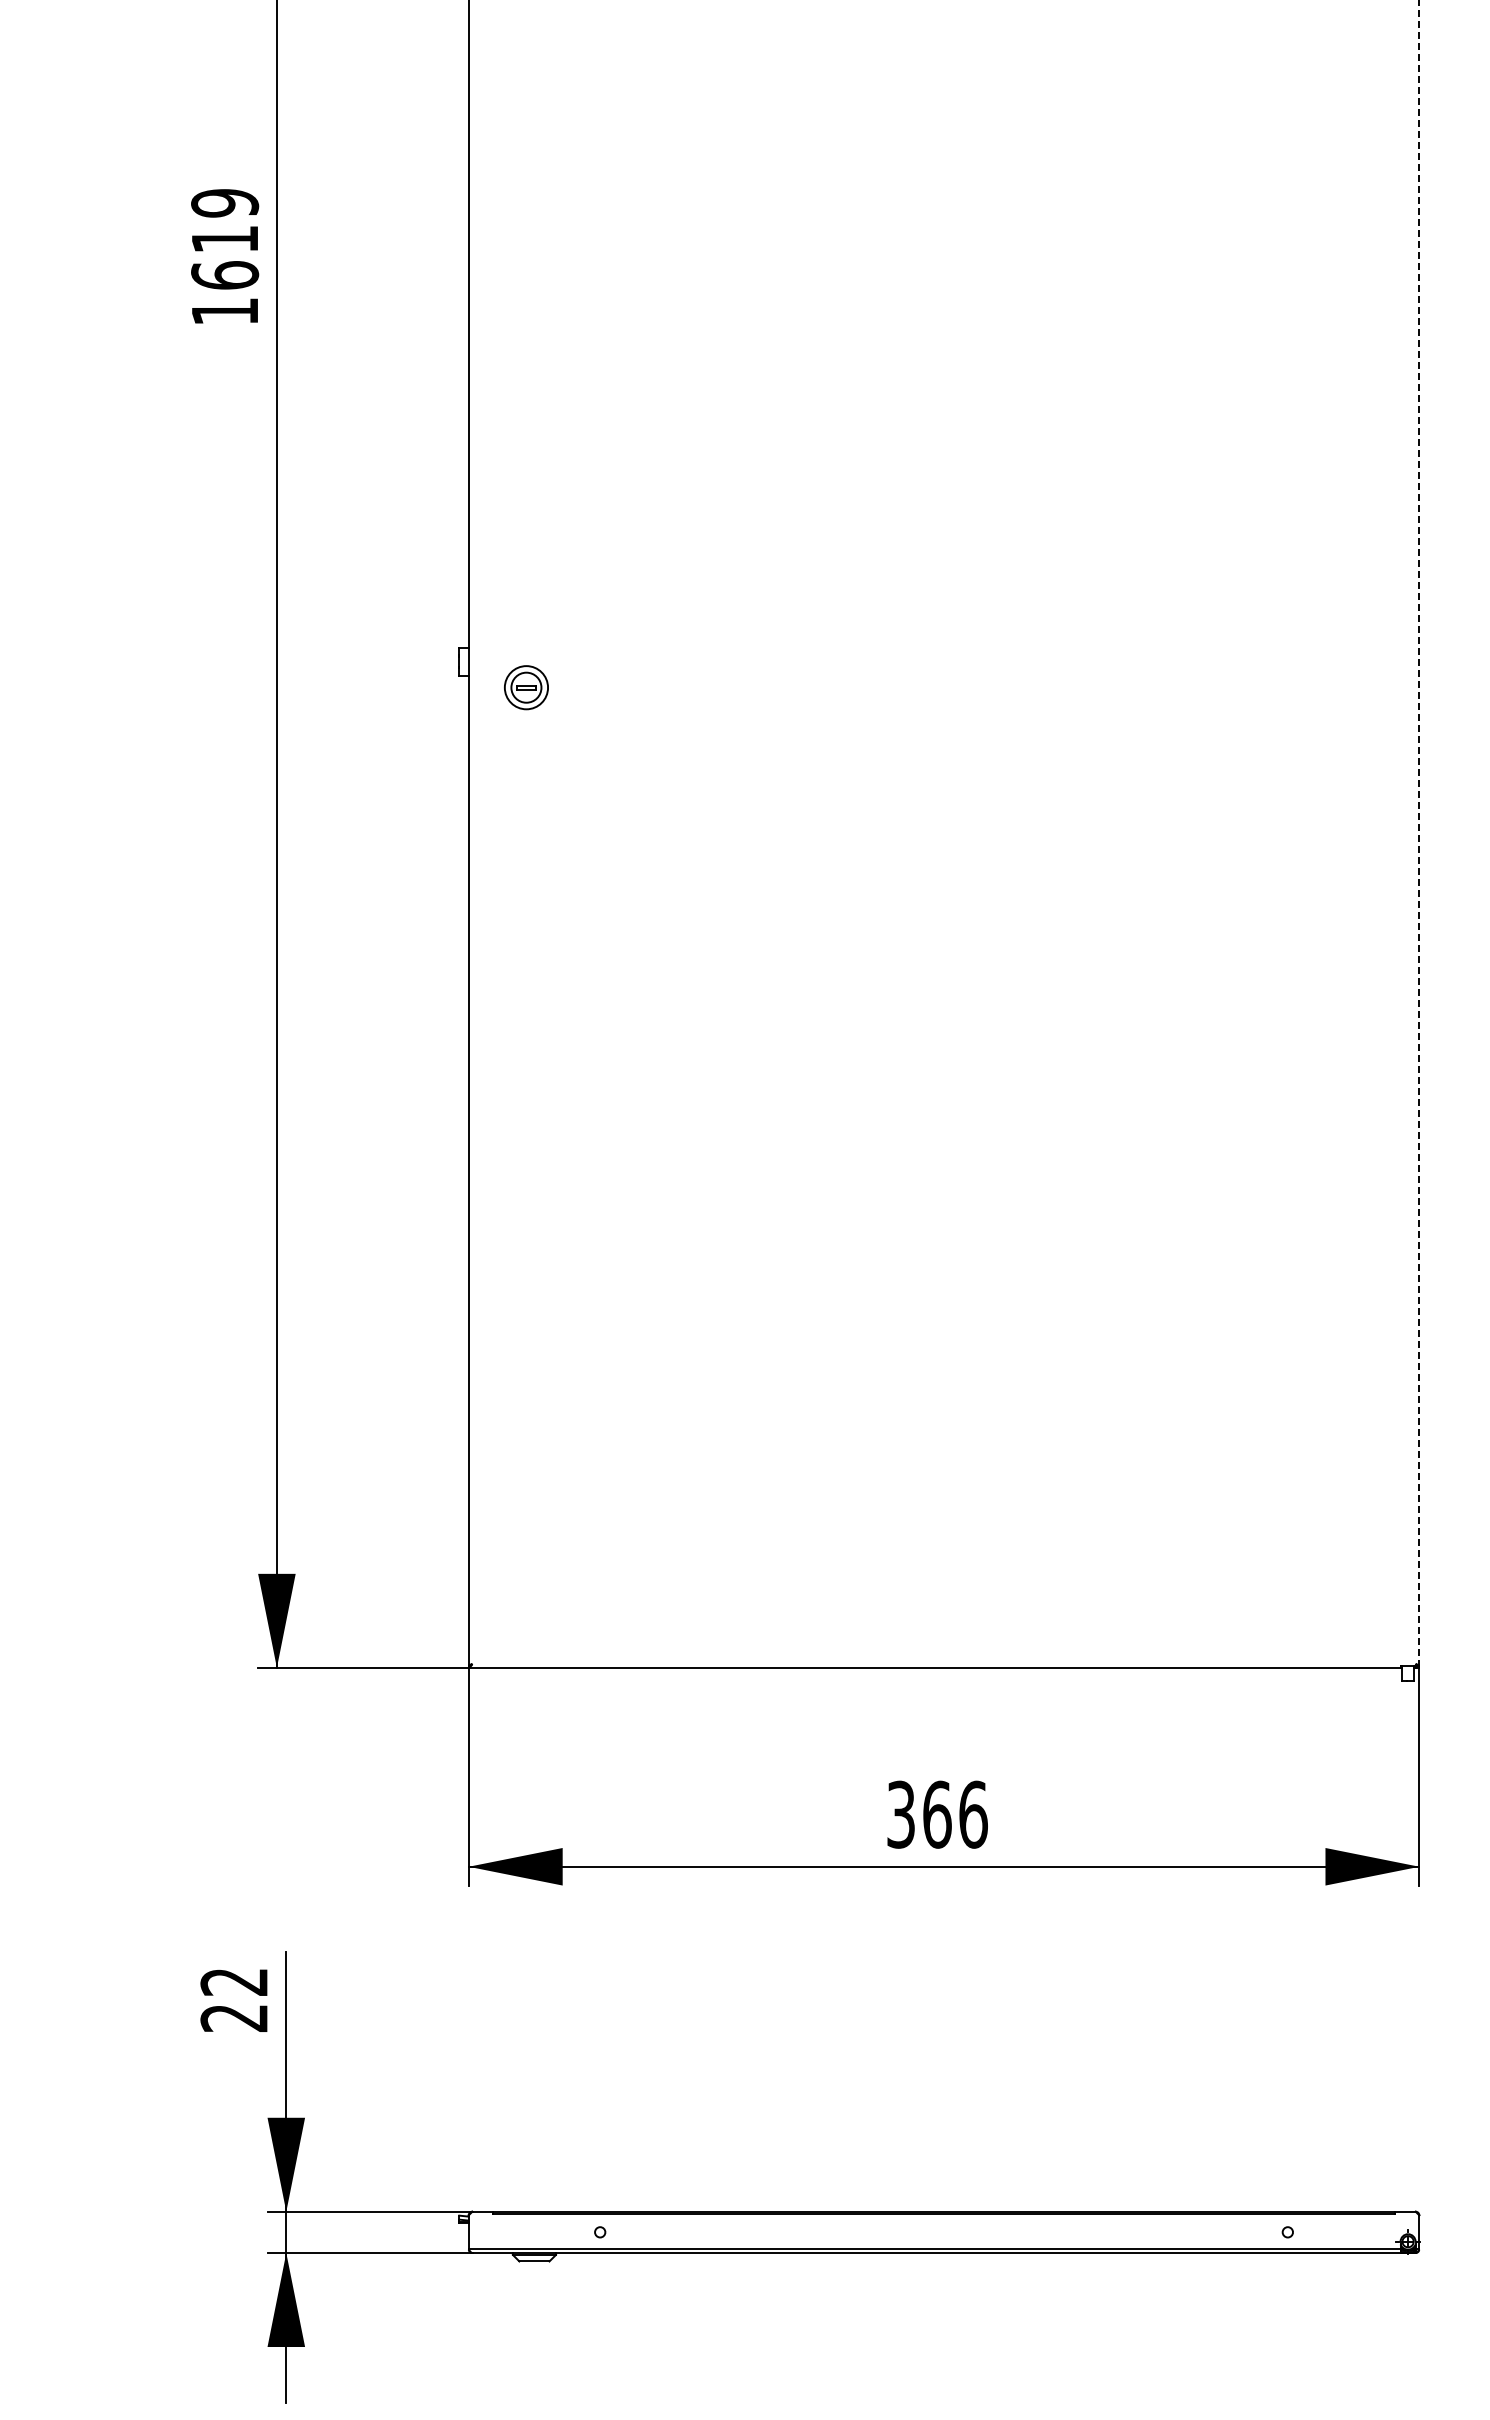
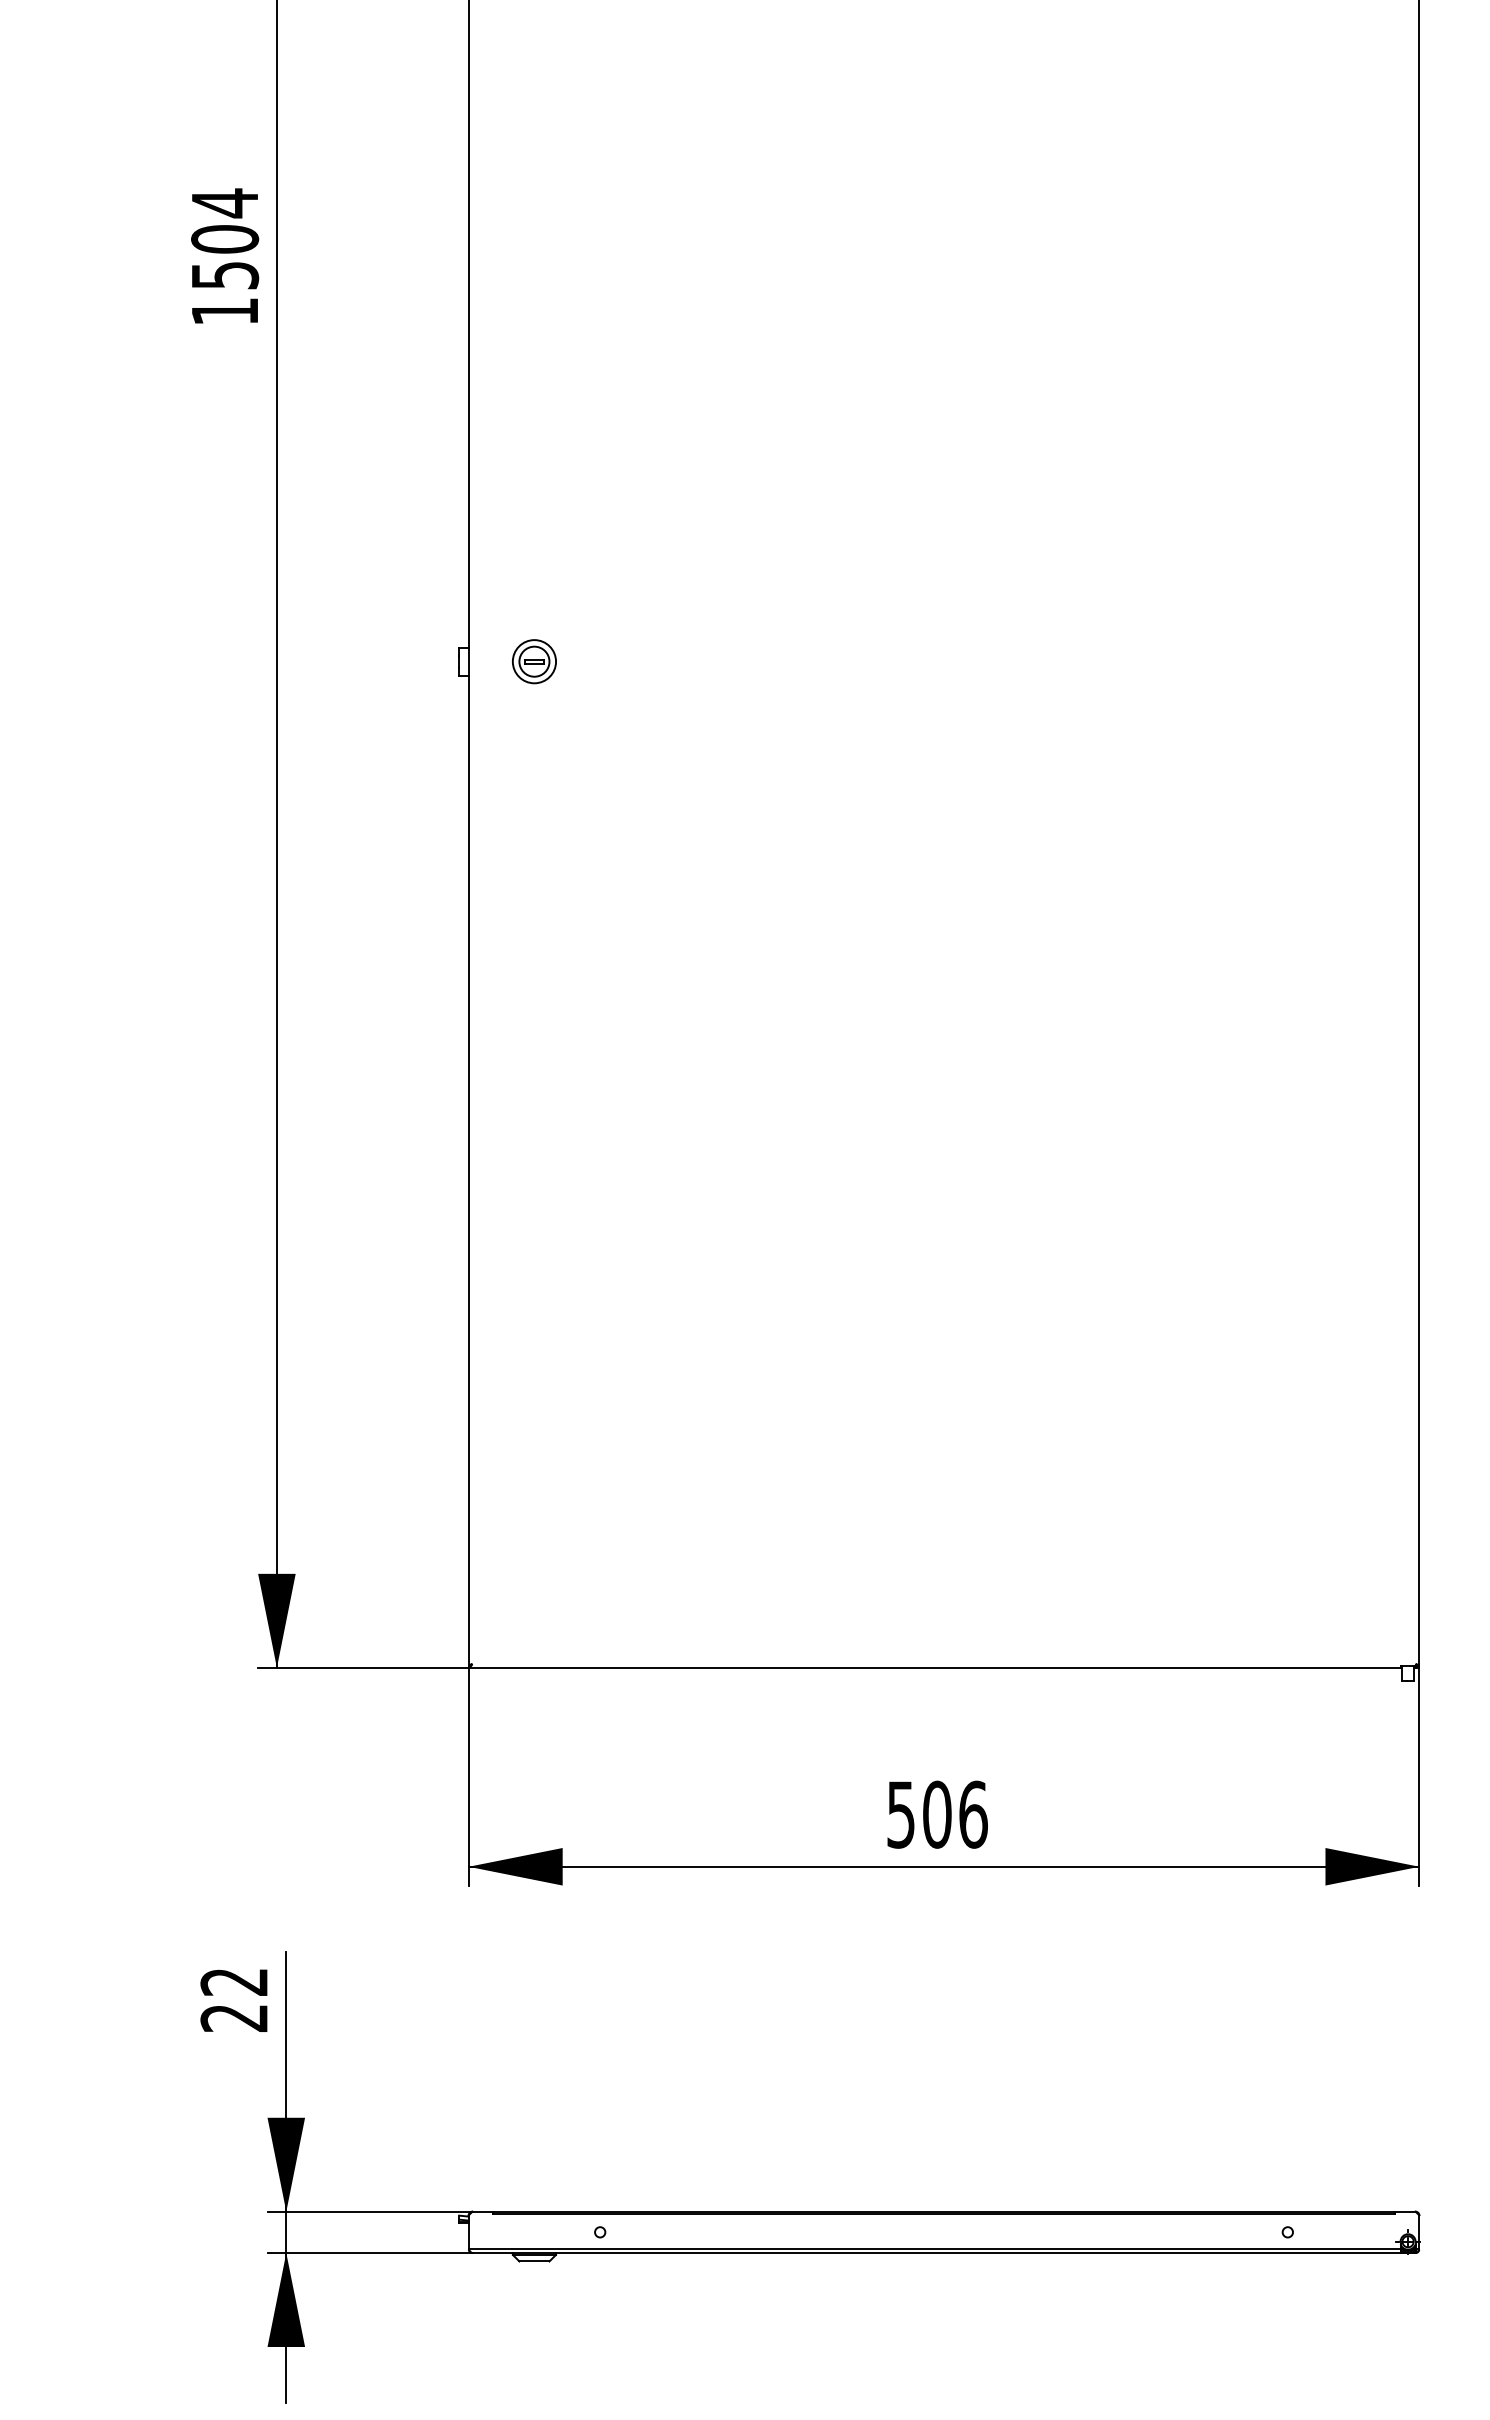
text: 1619 -> 1504 (225, 238)
part position: (526, 687) -> (534, 661) (534, 661)
line: dashed -> solid (1419, 832)
text: 366 -> 506 (919, 1814)
